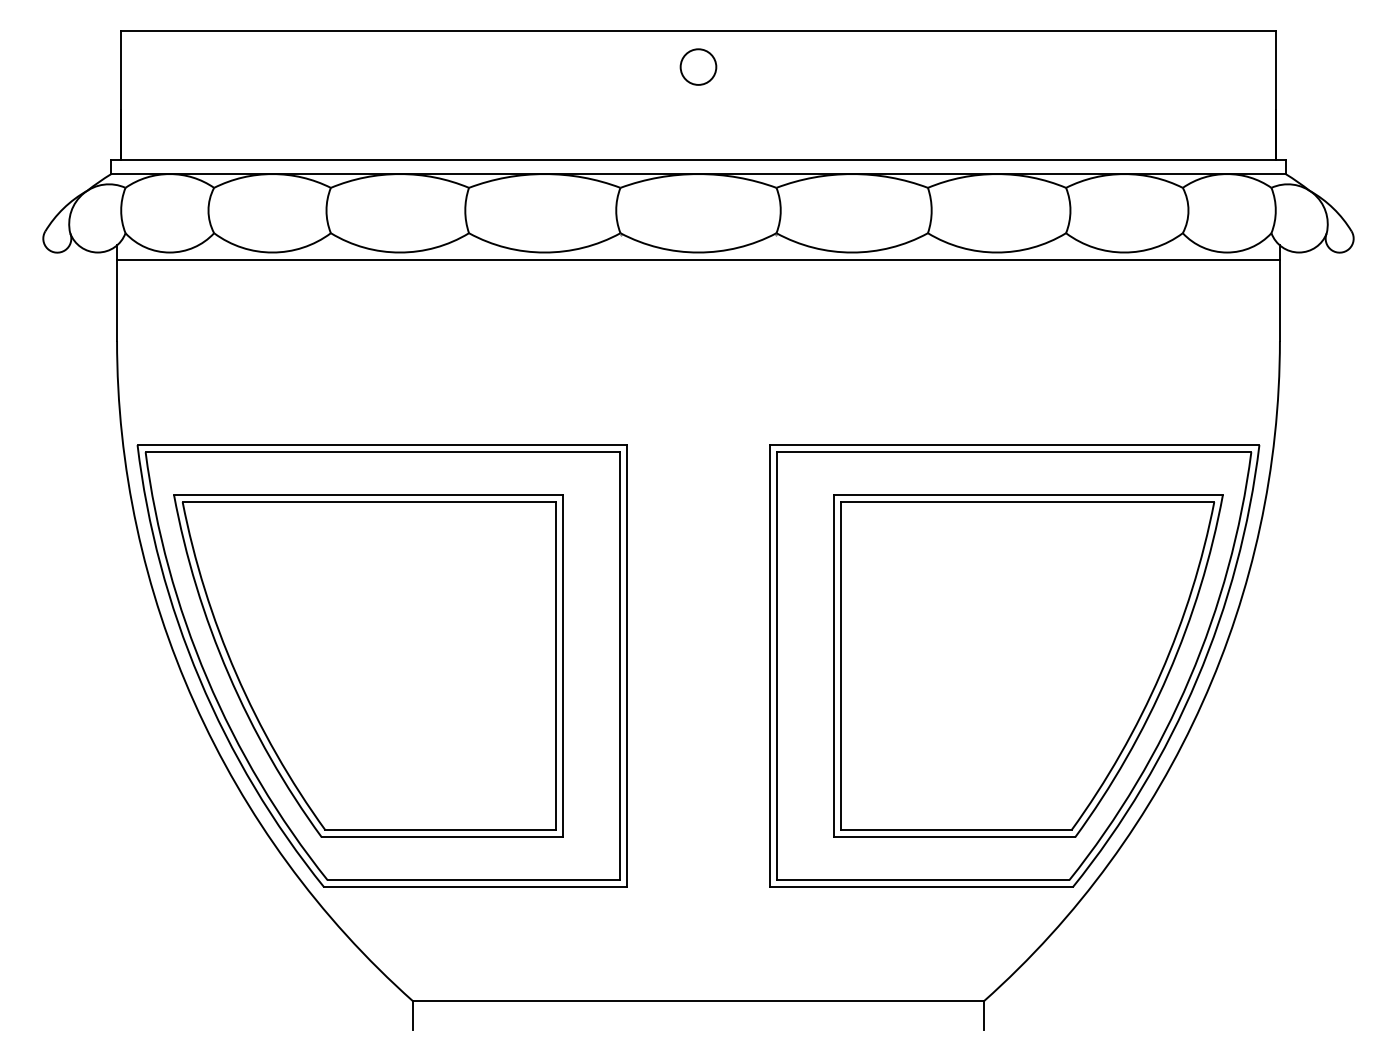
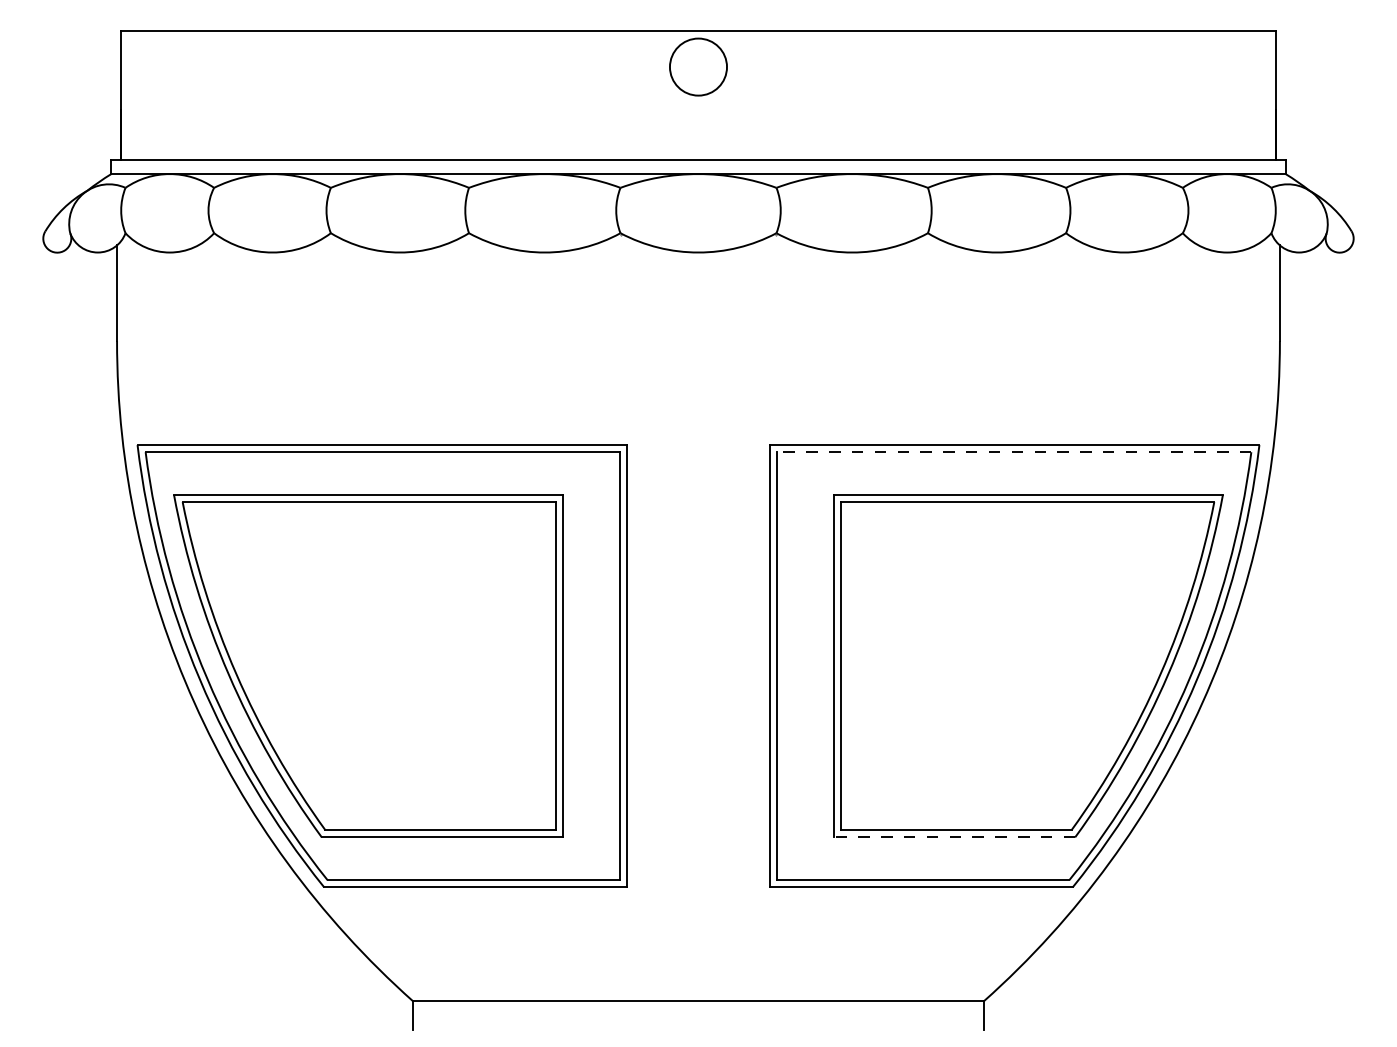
circle diameter: 36 px -> 57 px (698, 66)
line: present -> none (698, 259)
line: solid -> dashed (1013, 452)
line: solid -> dashed (954, 837)
